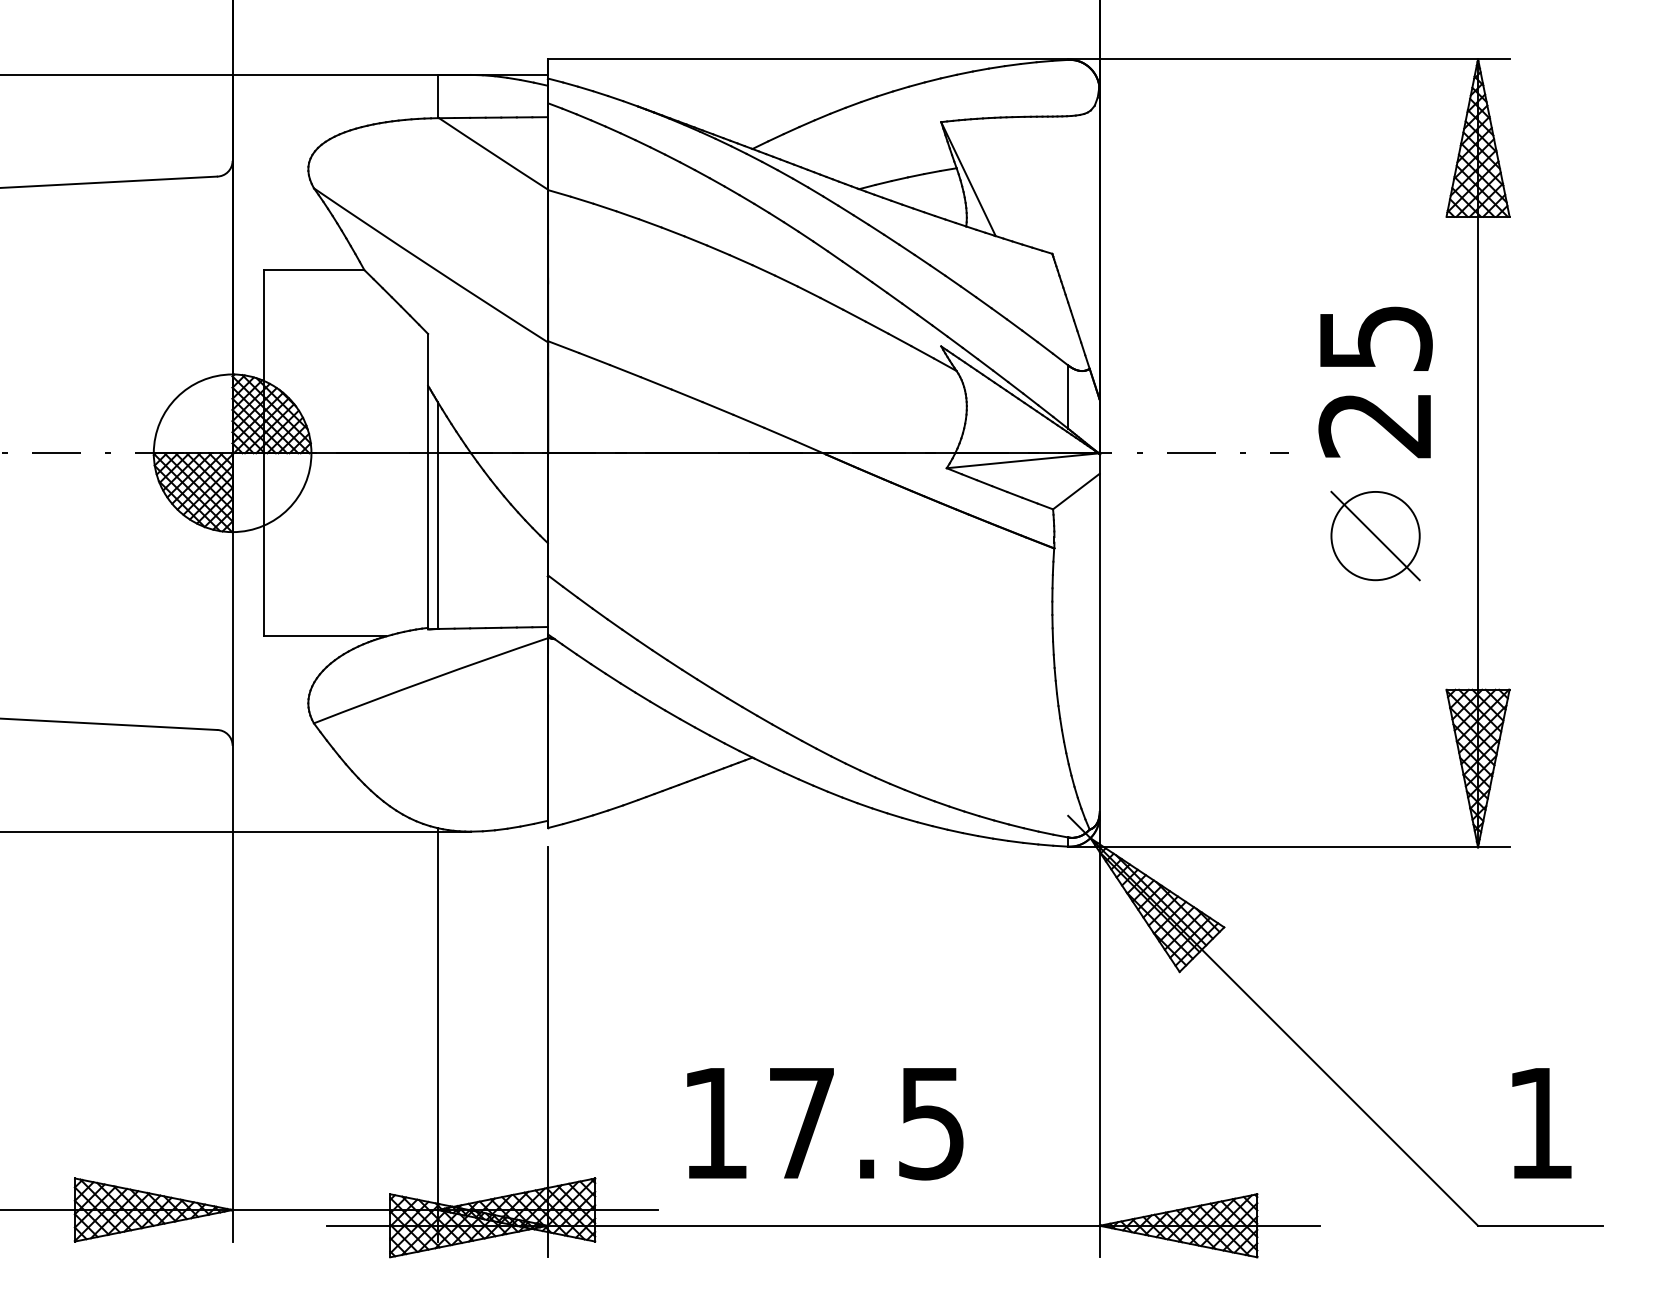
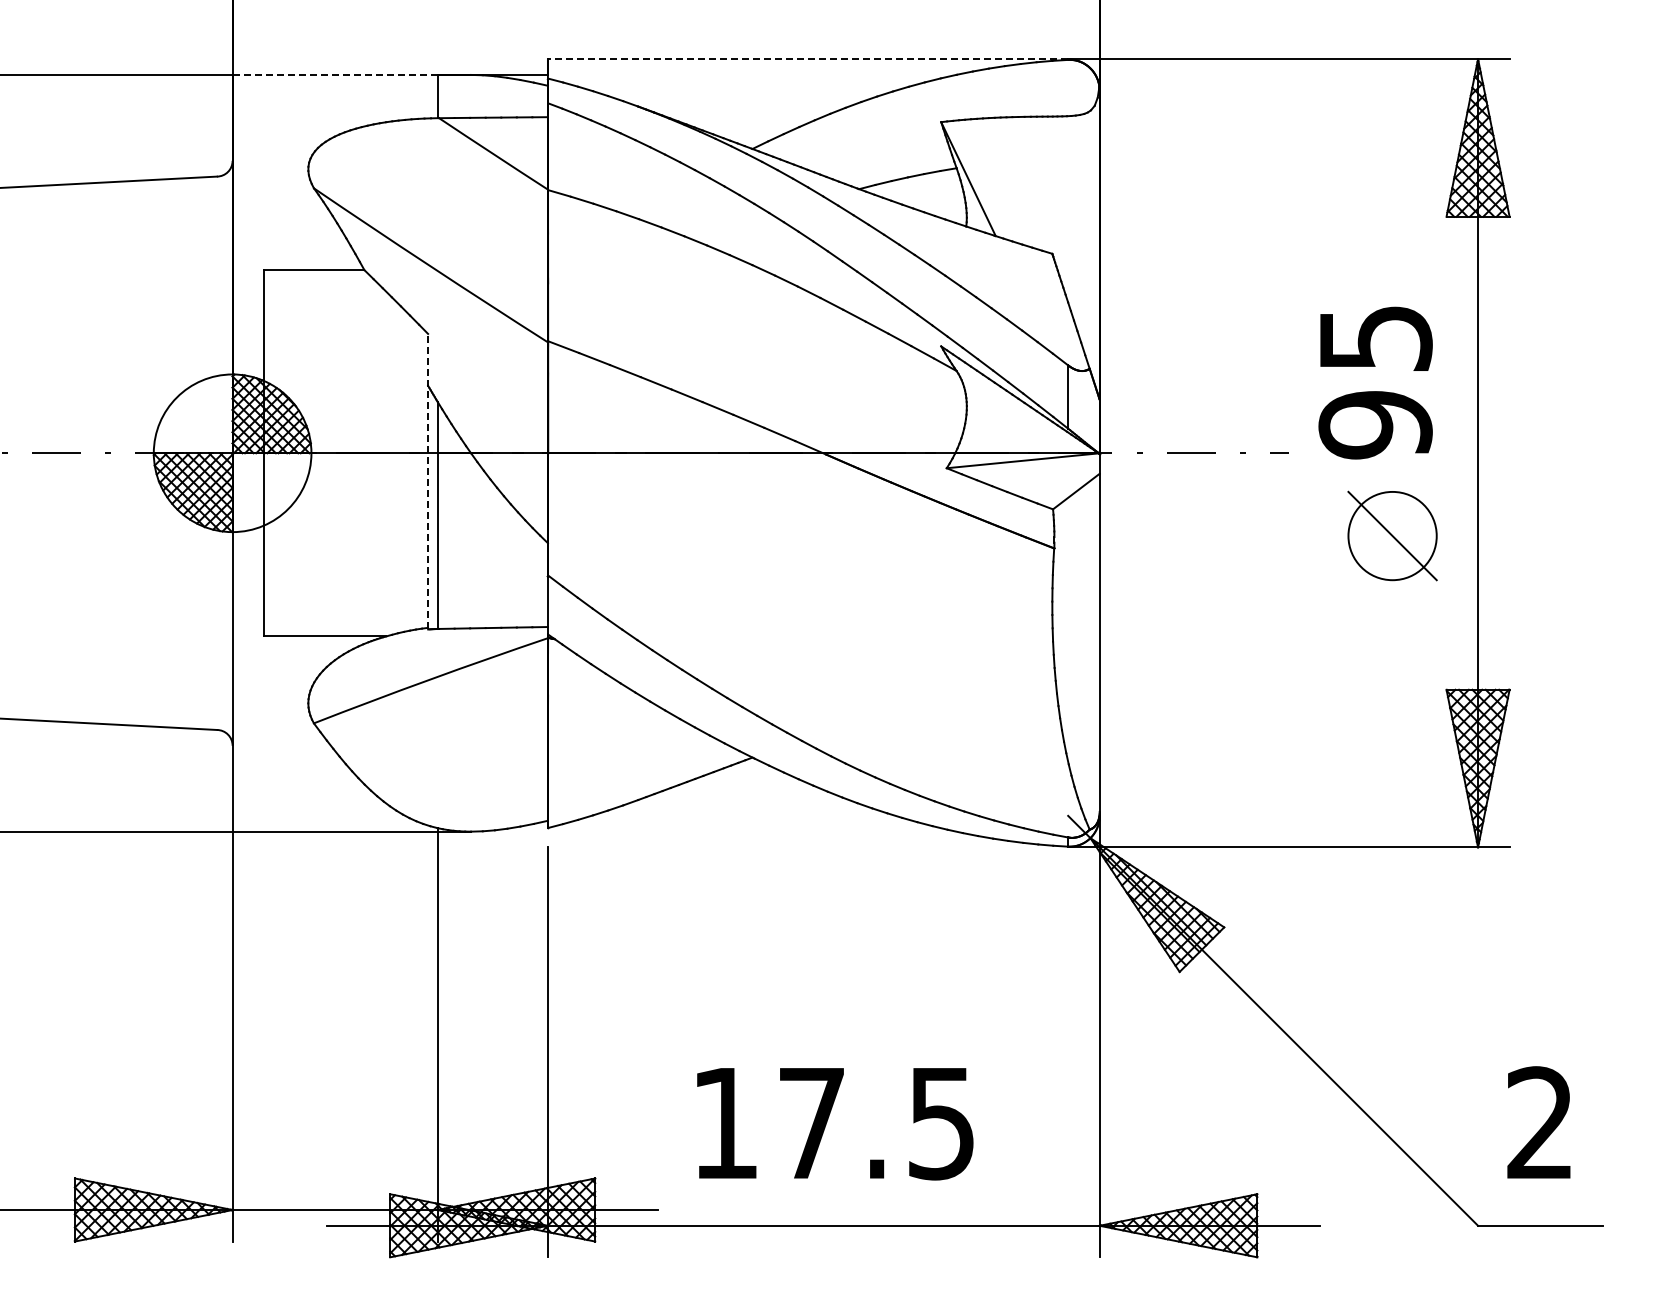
line: solid -> dashed (807, 59)
line: solid -> dashed (335, 74)
text: 25 -> 95 (1375, 425)
line: solid -> dashed (428, 481)
part position: (1375, 535) -> (1392, 535) (1392, 535)
text: 1 -> 2 (1539, 1122)
text position: (825, 1124) -> (835, 1124) (835, 1124)
